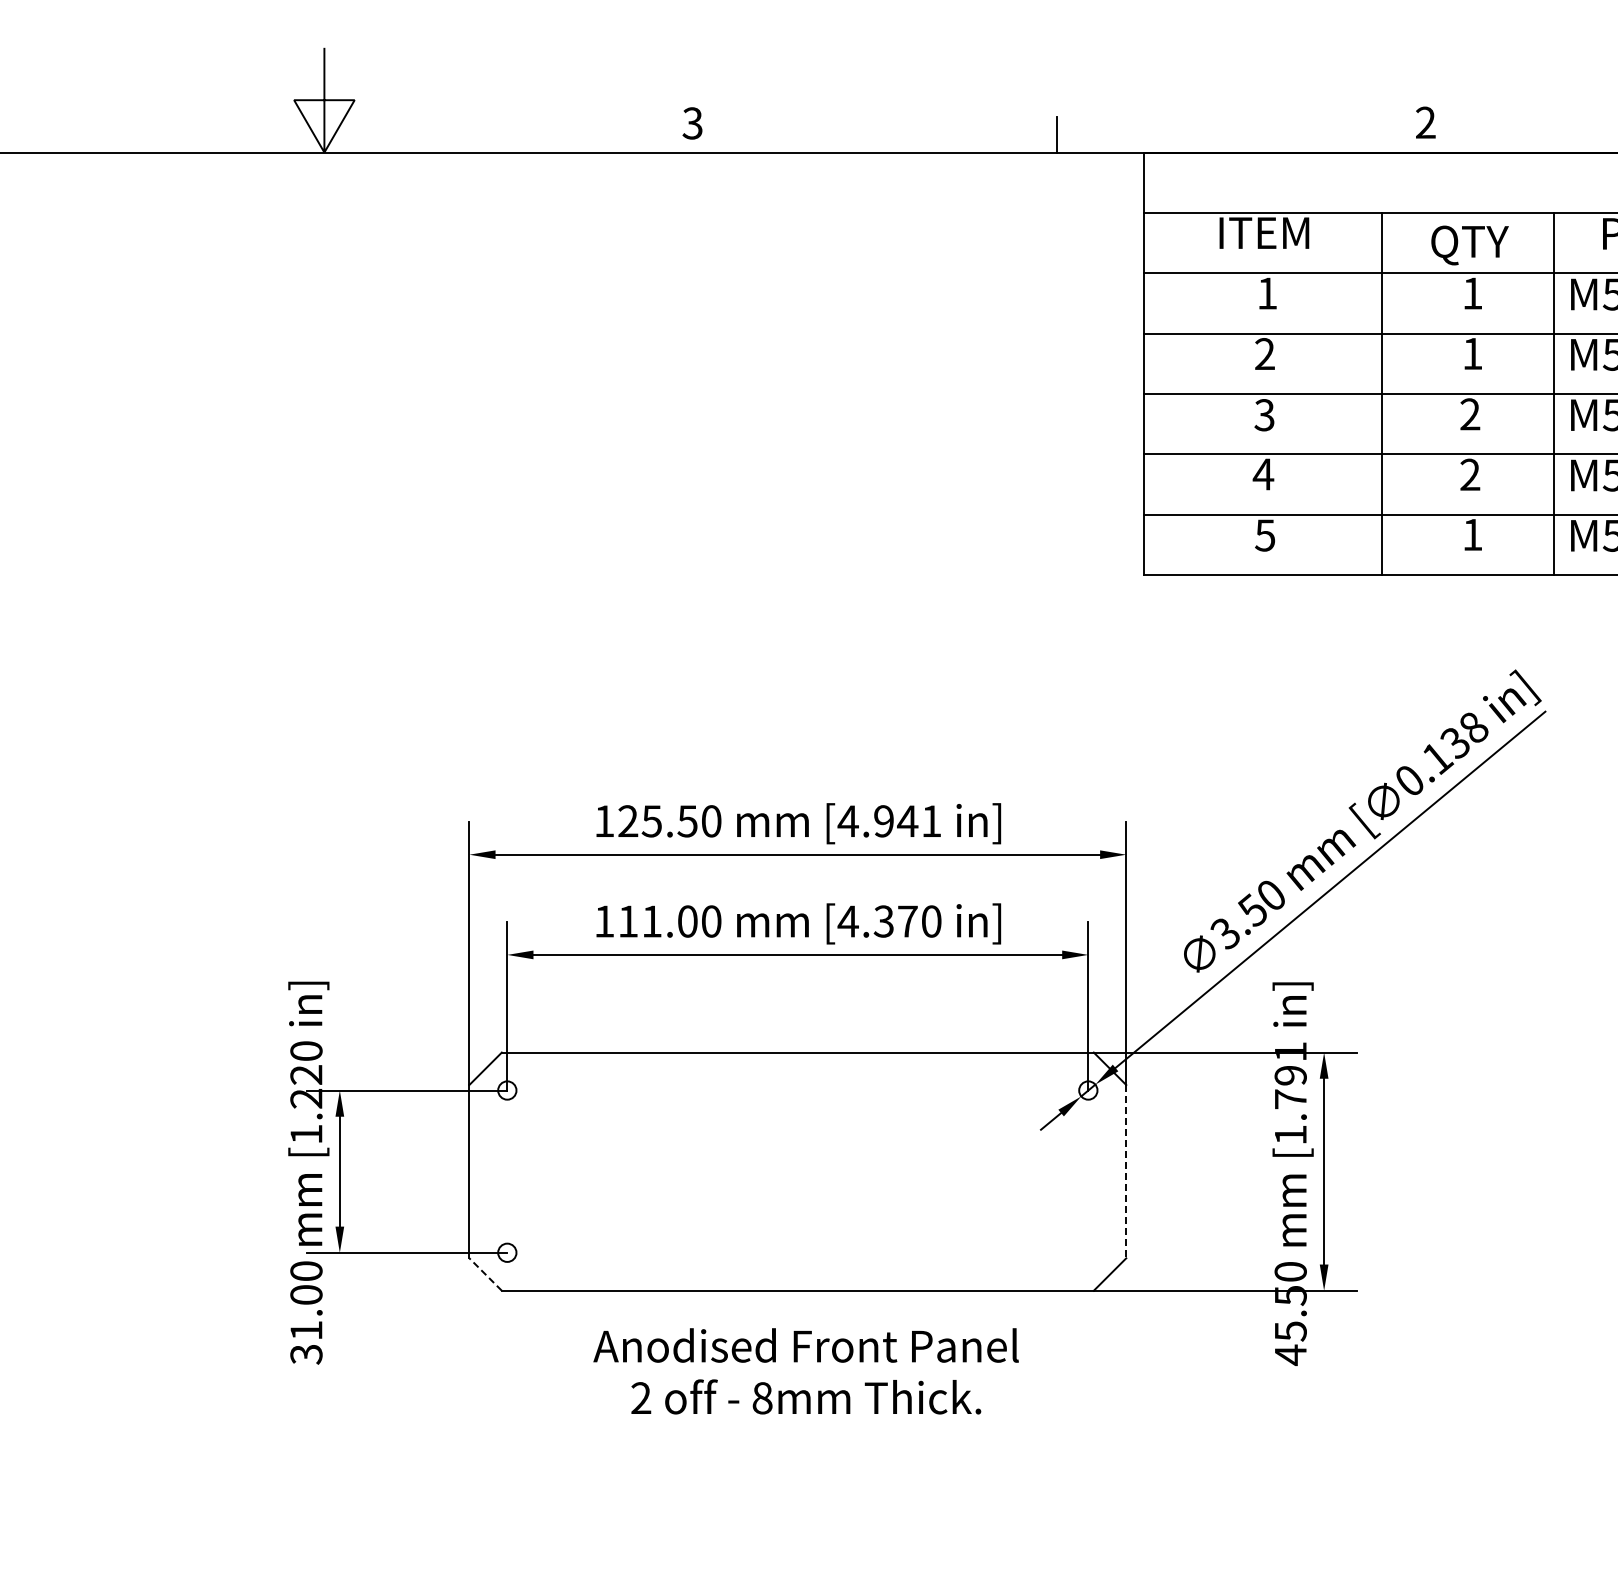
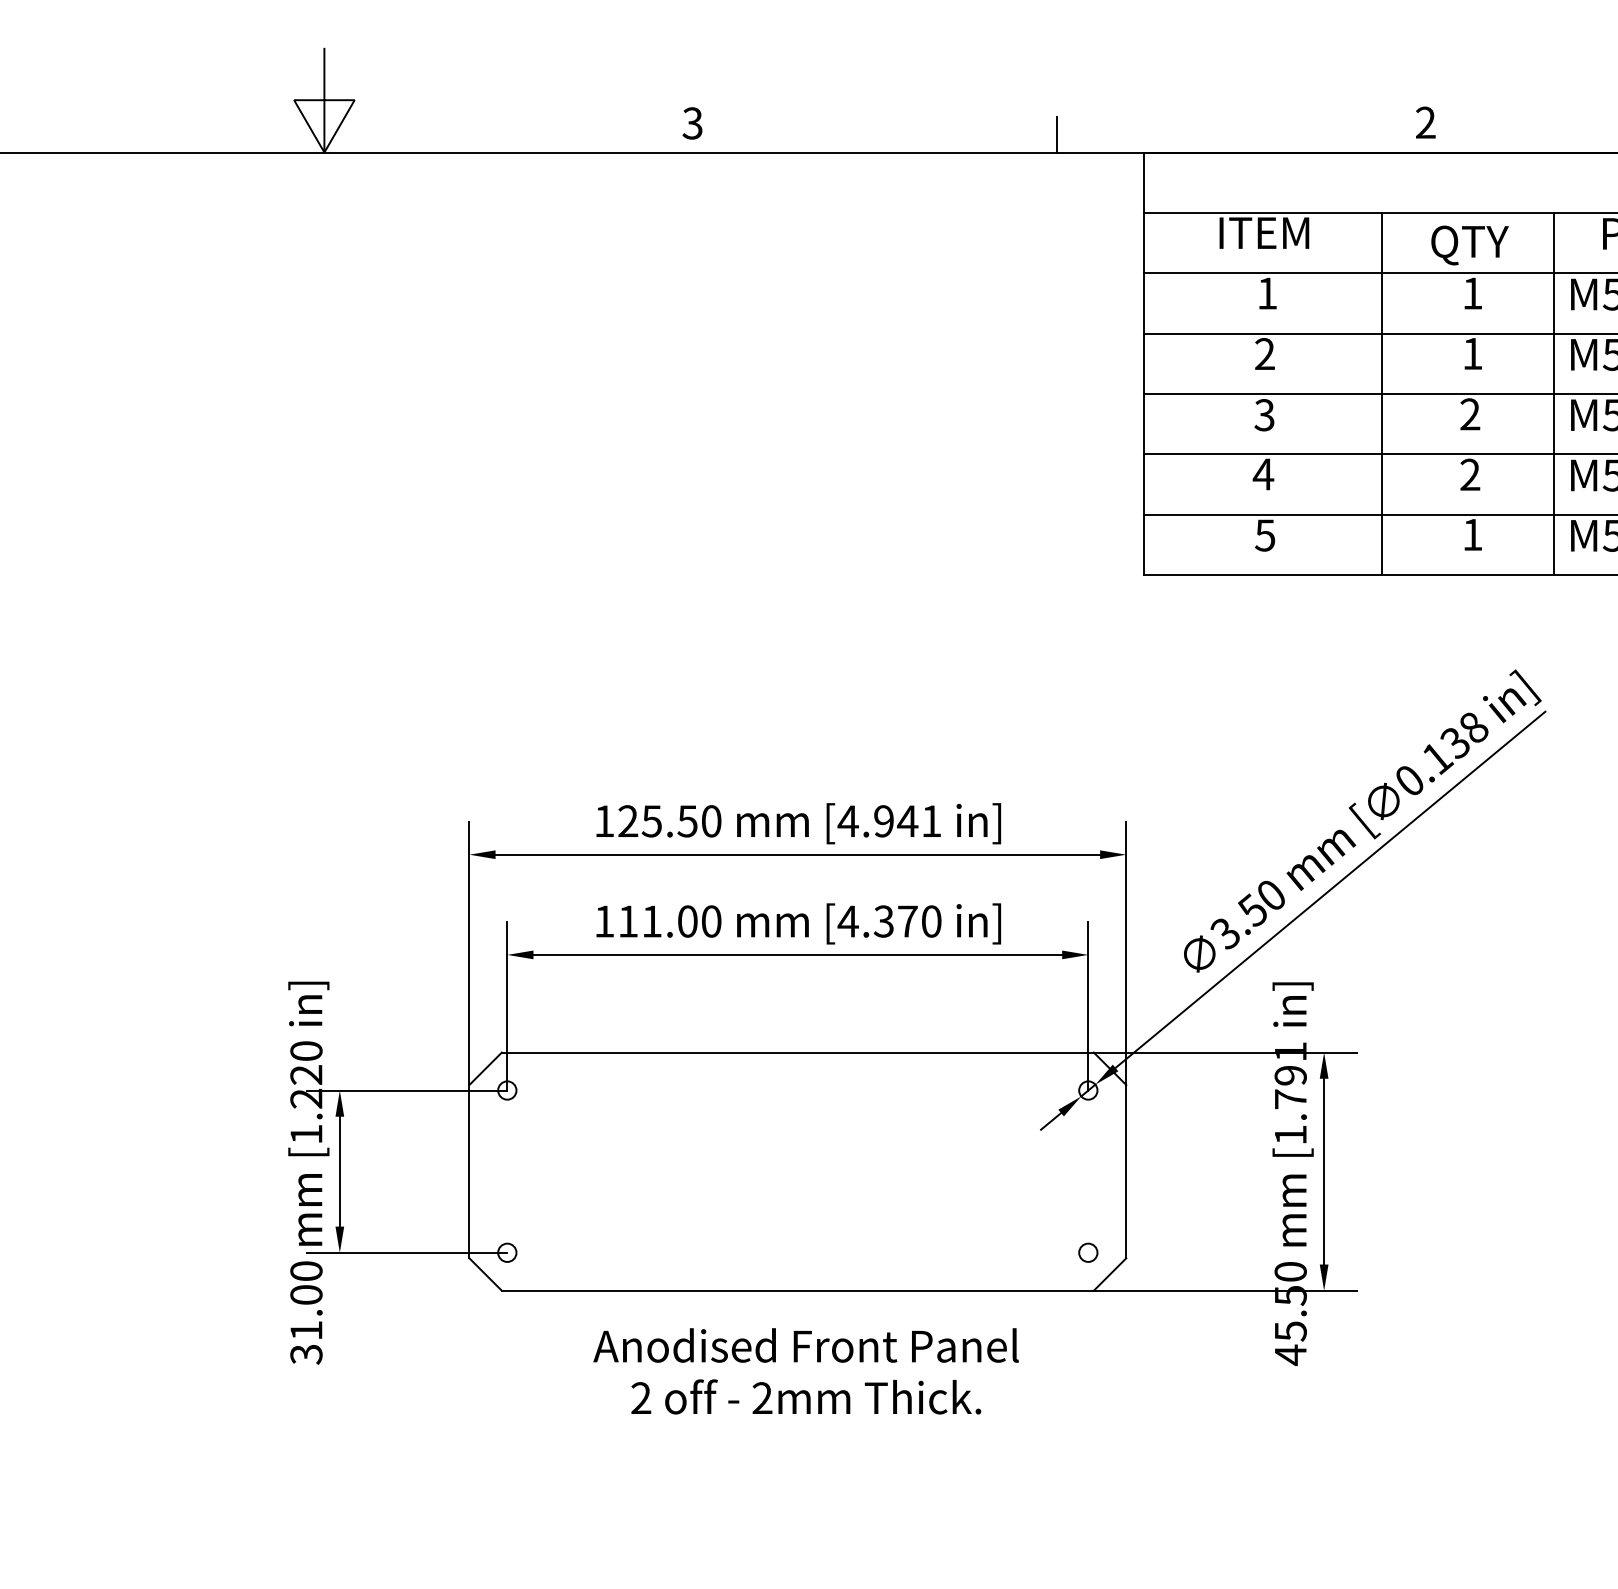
line: dashed -> solid (1126, 1171)
circle: none -> present (1088, 1252)
line: dashed -> solid (485, 1274)
text: 8mm -> 2mm (762, 1398)
